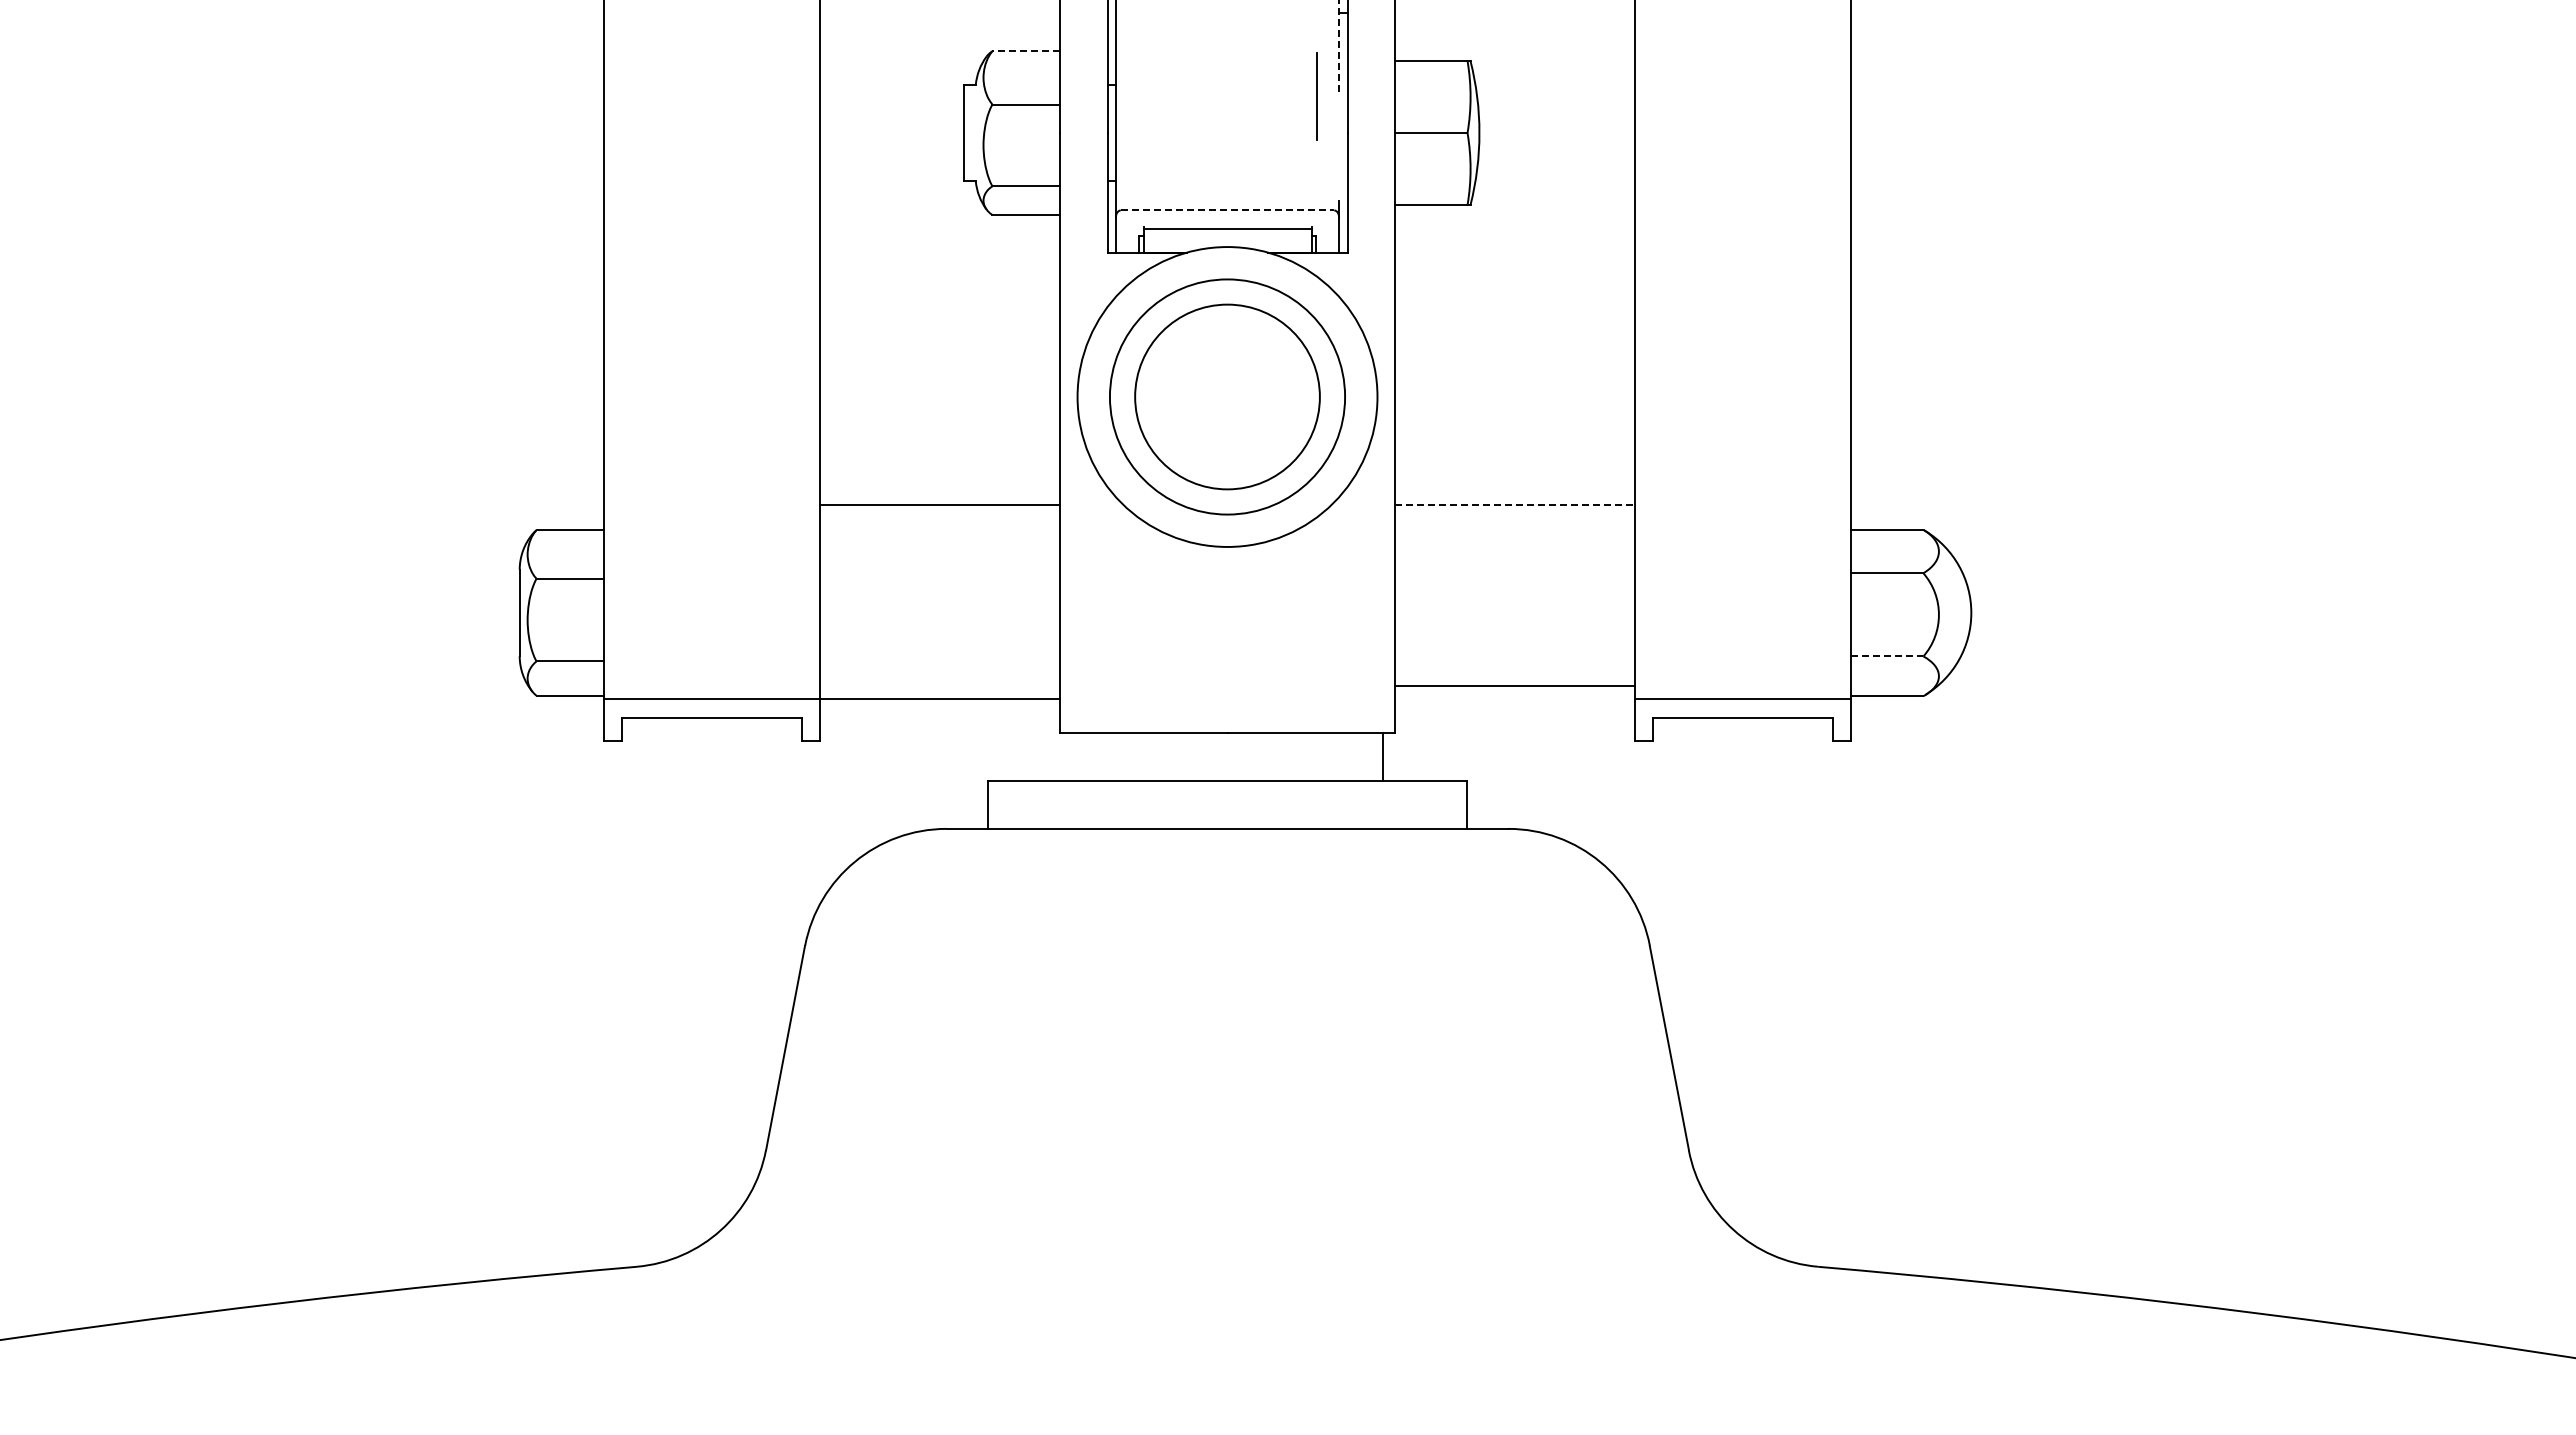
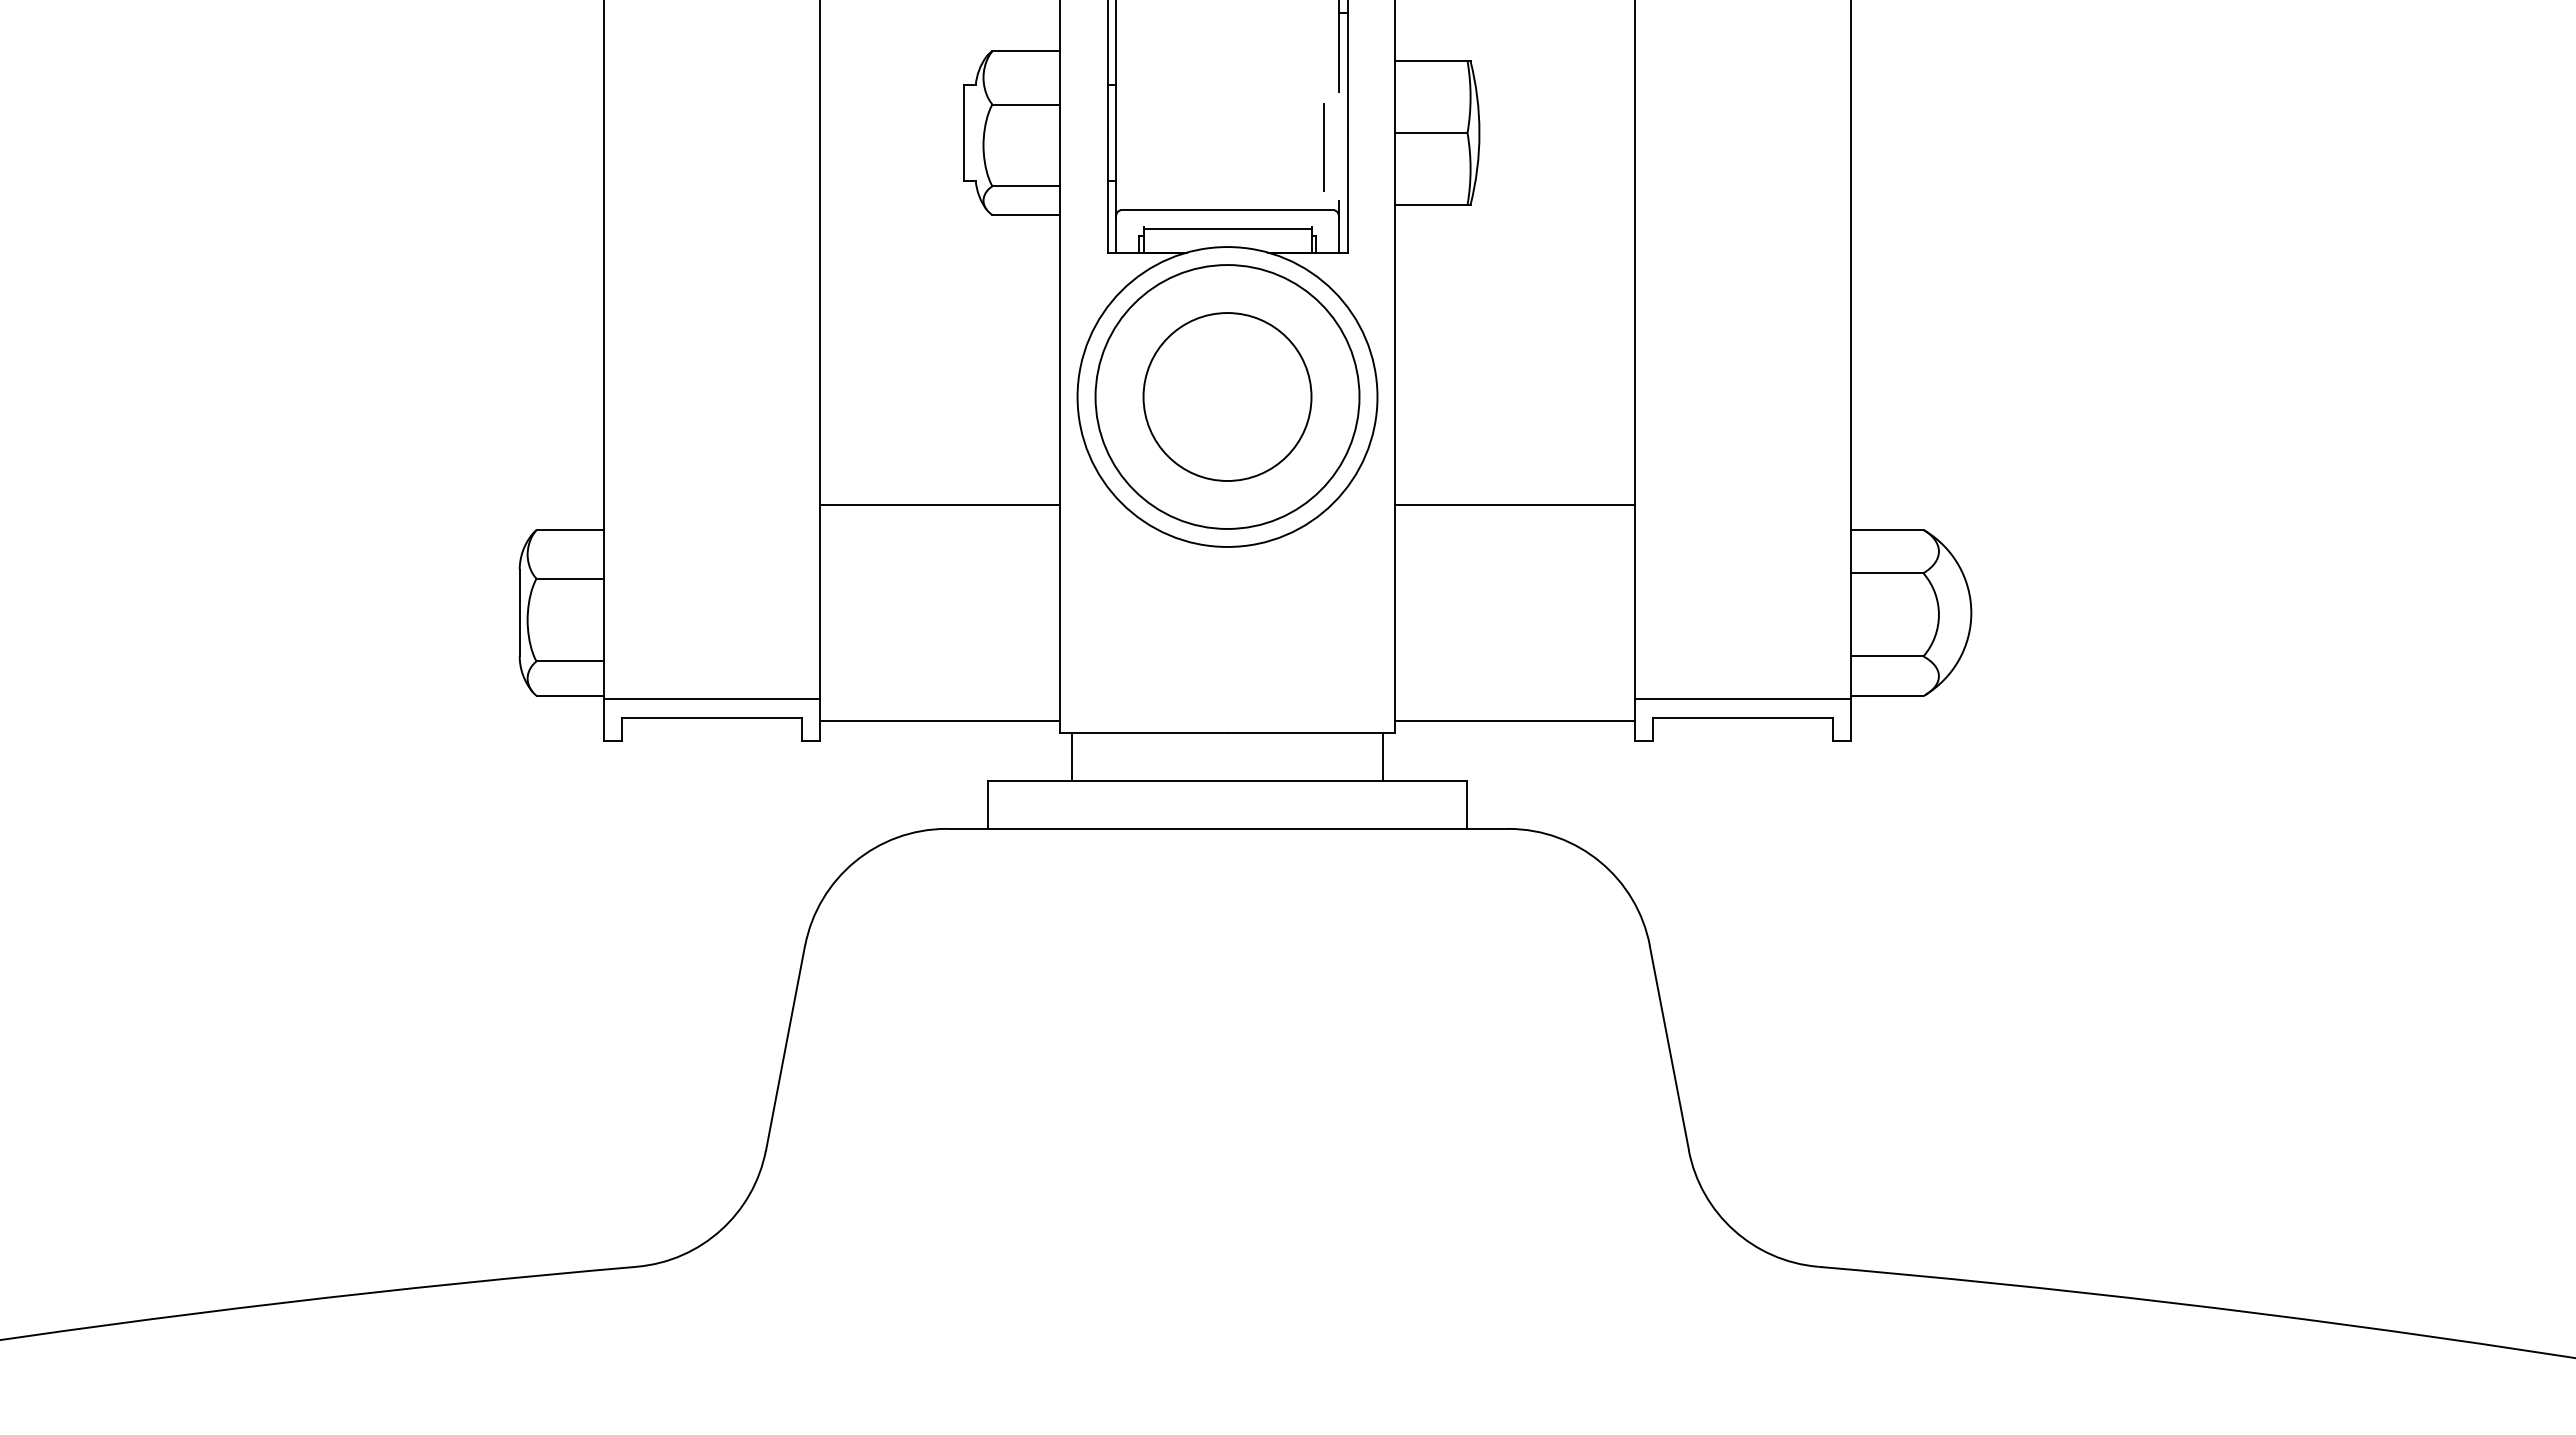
line: dashed -> solid (1339, 45)
line: dashed -> solid (1025, 51)
line position: (1316, 96) -> (1323, 147) (1323, 147)
line: dashed -> solid (1227, 210)
circle diameter: 185 px -> 264 px (1227, 396)
circle diameter: 235 px -> 168 px (1227, 396)
line: dashed -> solid (1515, 504)
line: dashed -> solid (1887, 656)
line position: (1515, 685) -> (1515, 720) (1515, 720)
line position: (939, 698) -> (939, 720) (939, 720)
line: none -> present (1071, 756)
